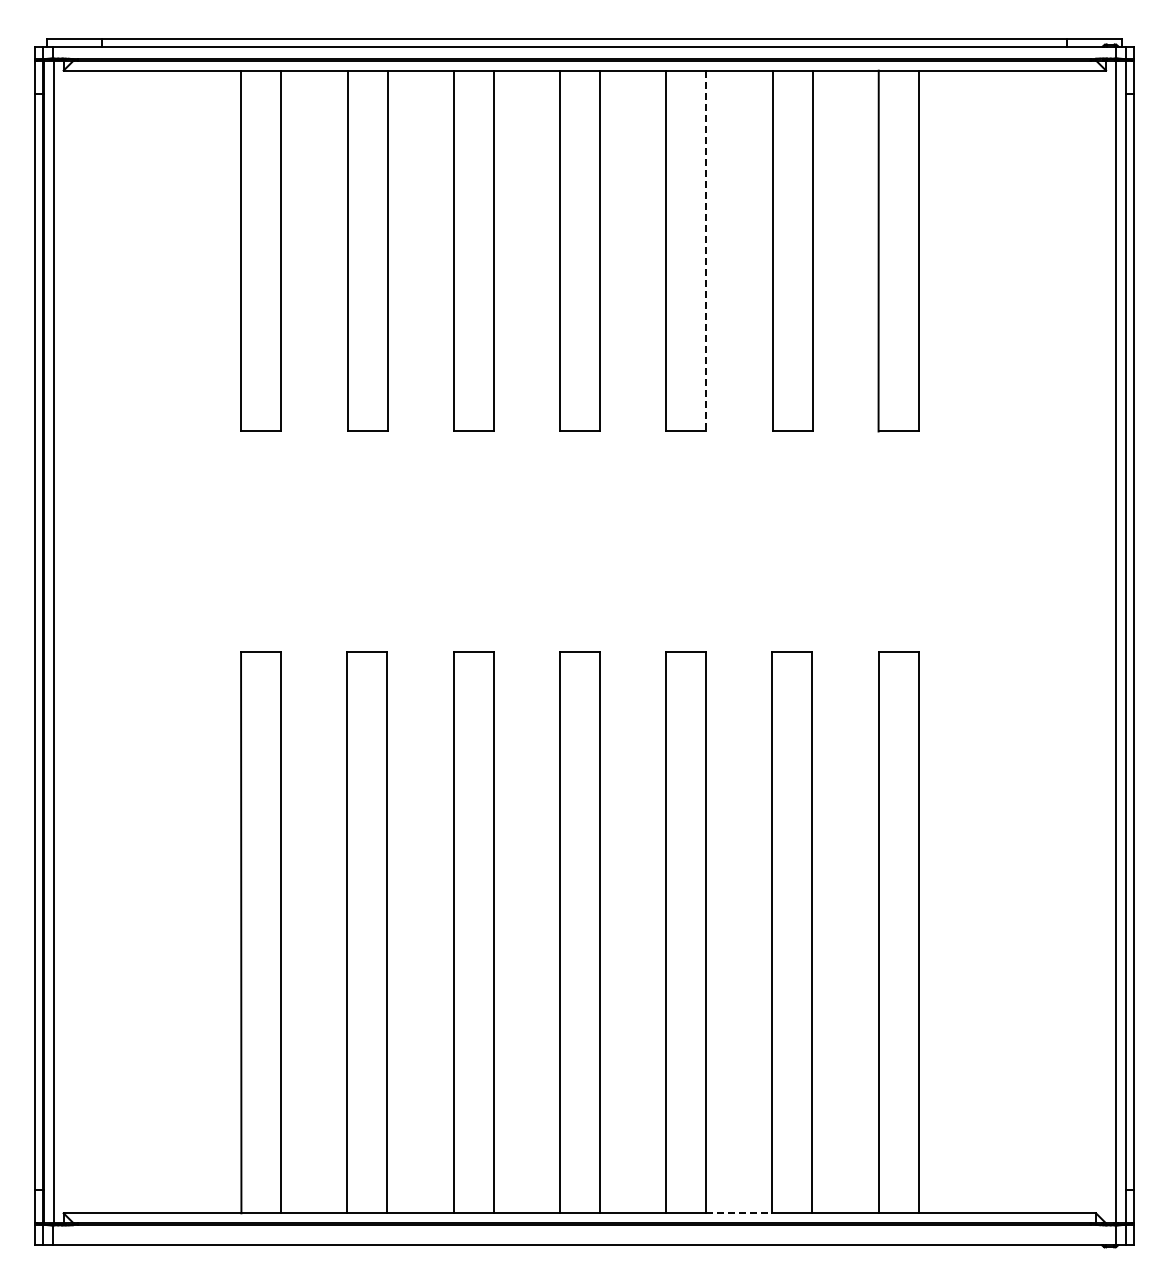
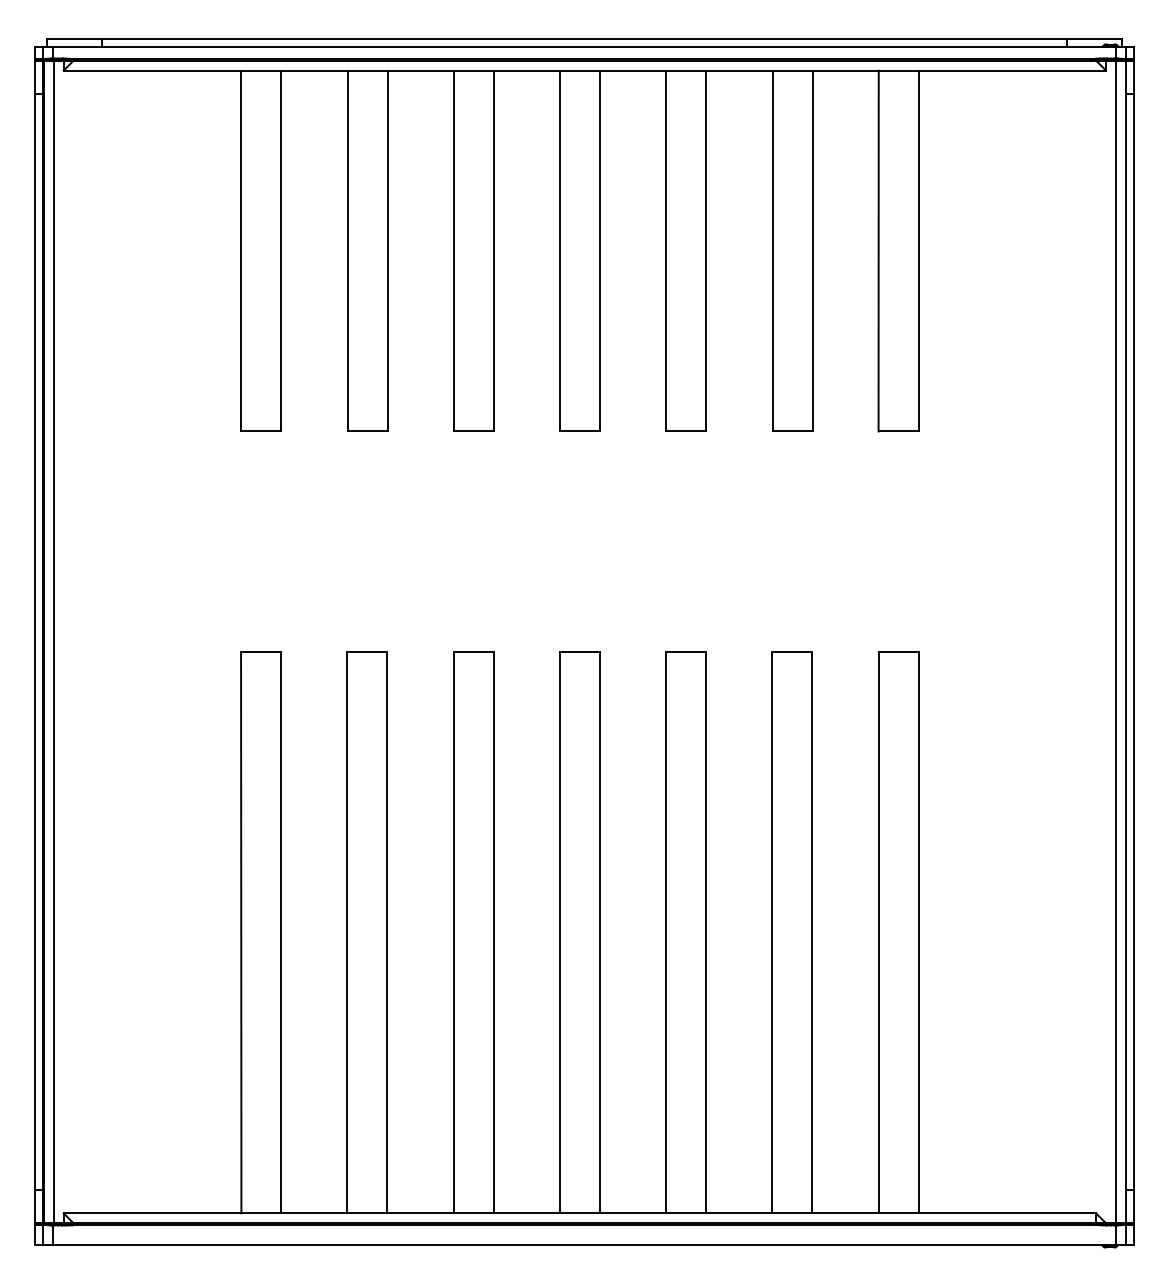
line: dashed -> solid (706, 251)
line: dashed -> solid (739, 1213)
